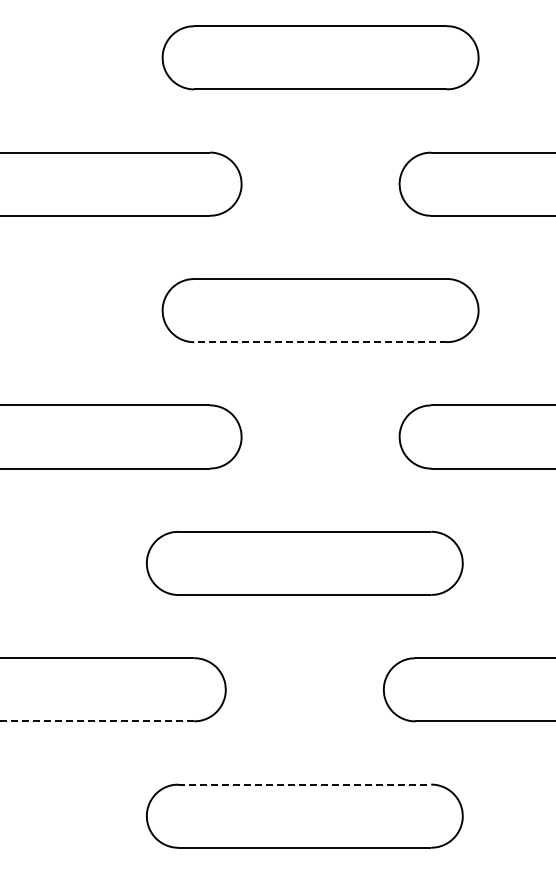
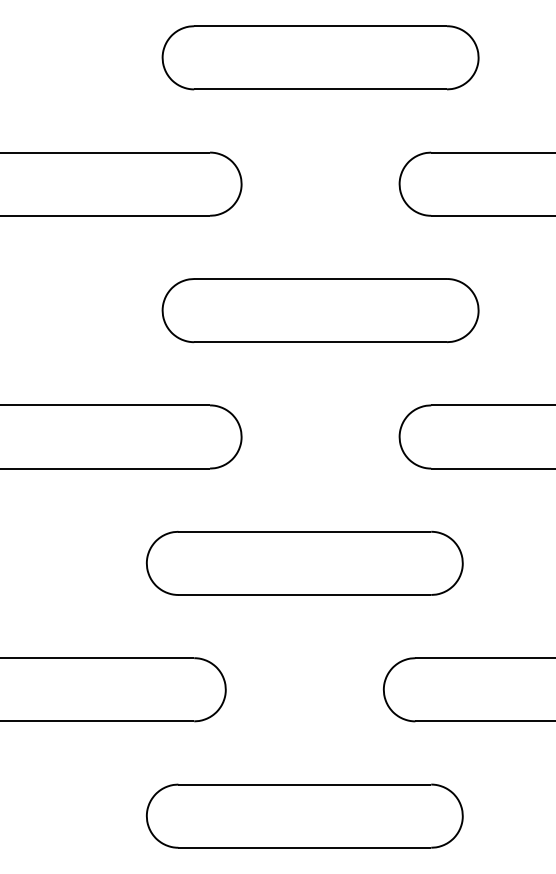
line: dashed -> solid (320, 342)
line: dashed -> solid (97, 721)
line: dashed -> solid (305, 784)
